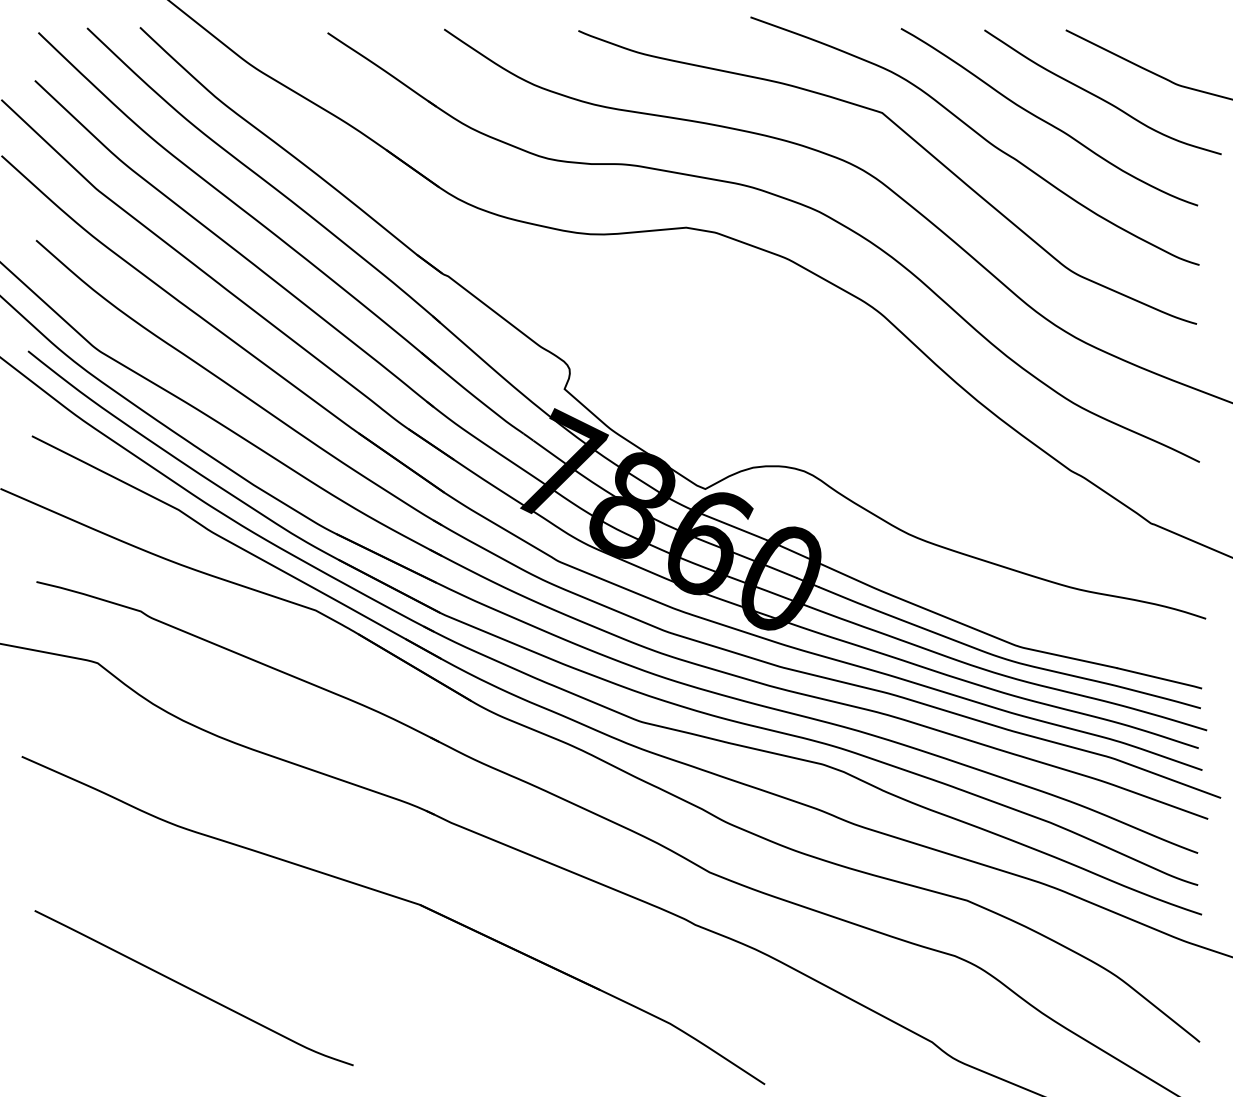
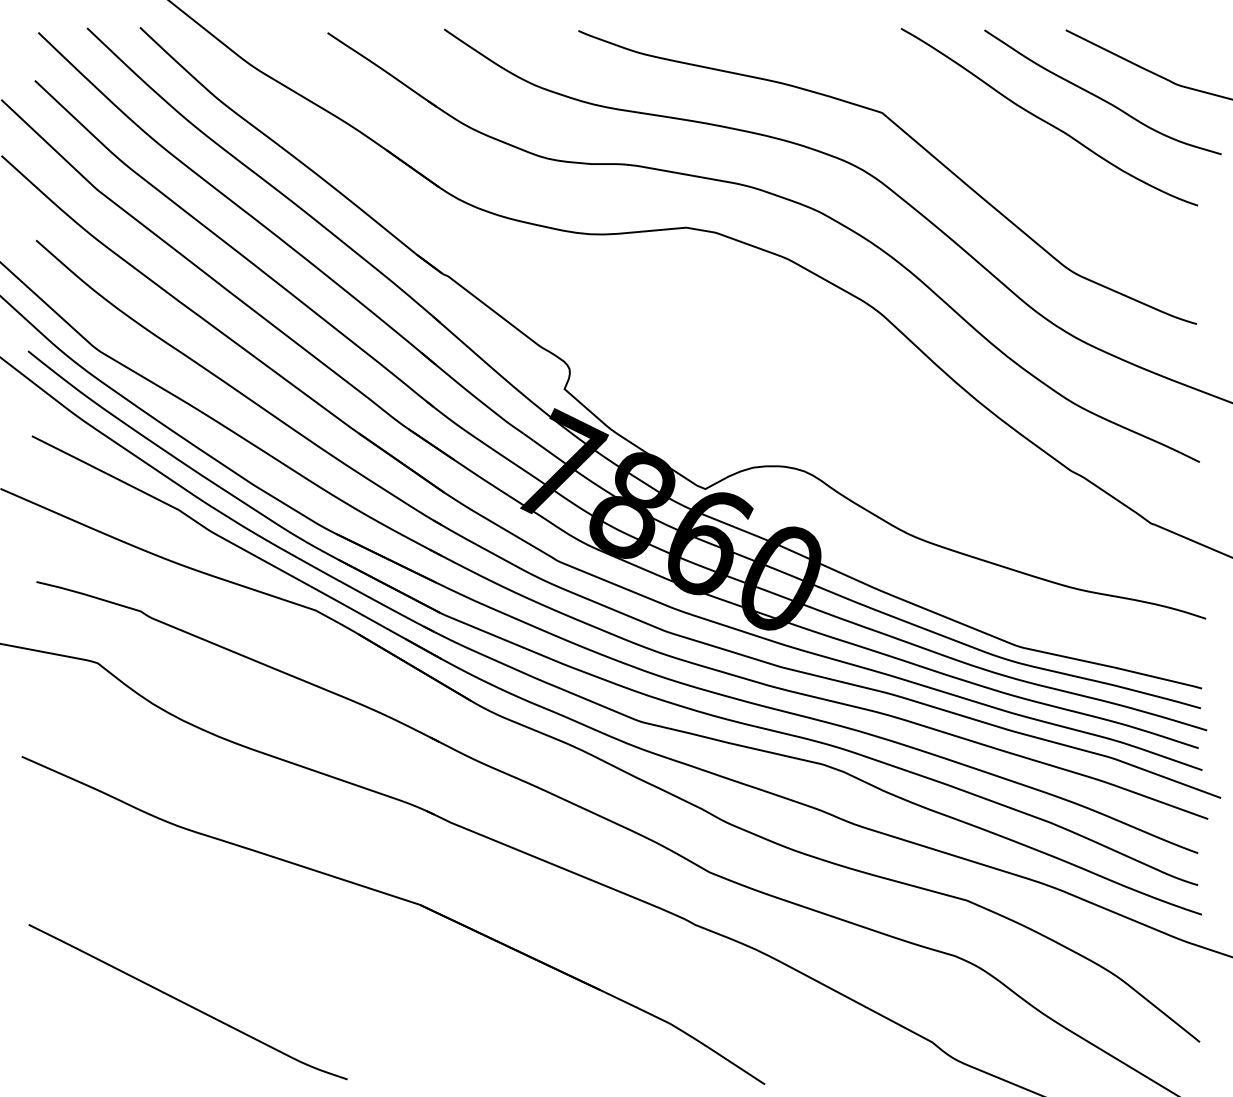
curve: present -> none (978, 135)
curve position: (193, 989) -> (187, 1003) (187, 1003)
